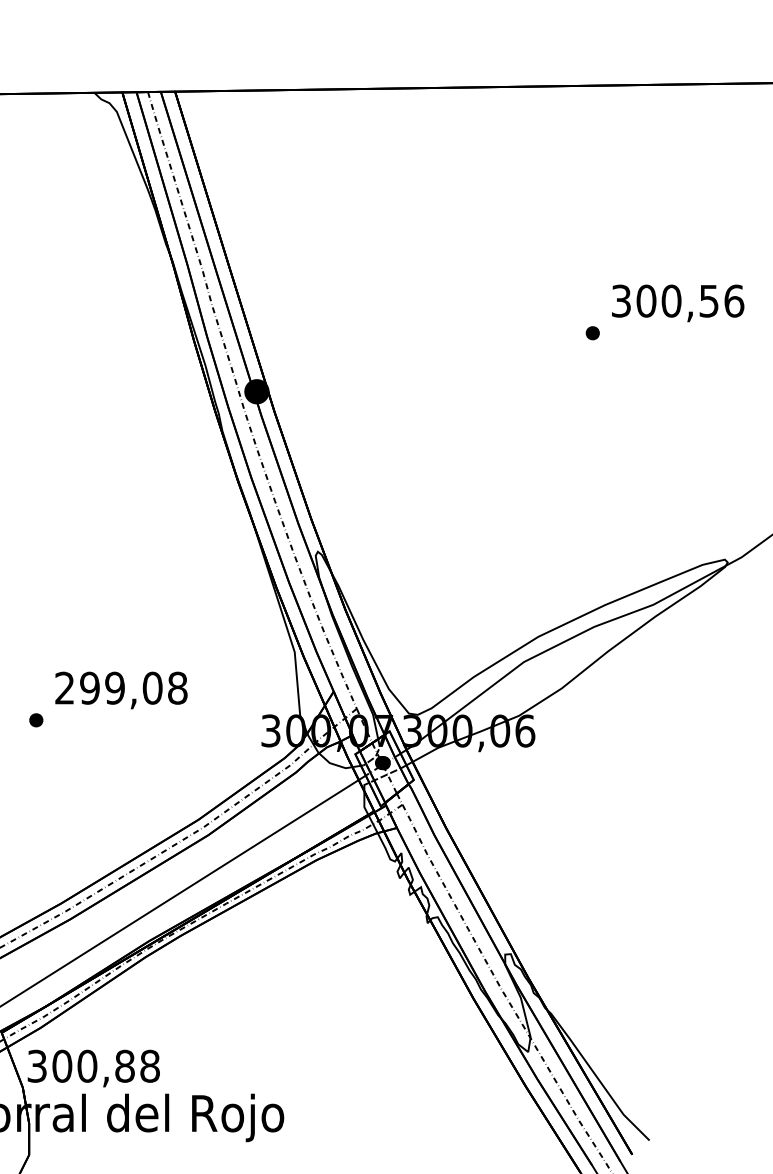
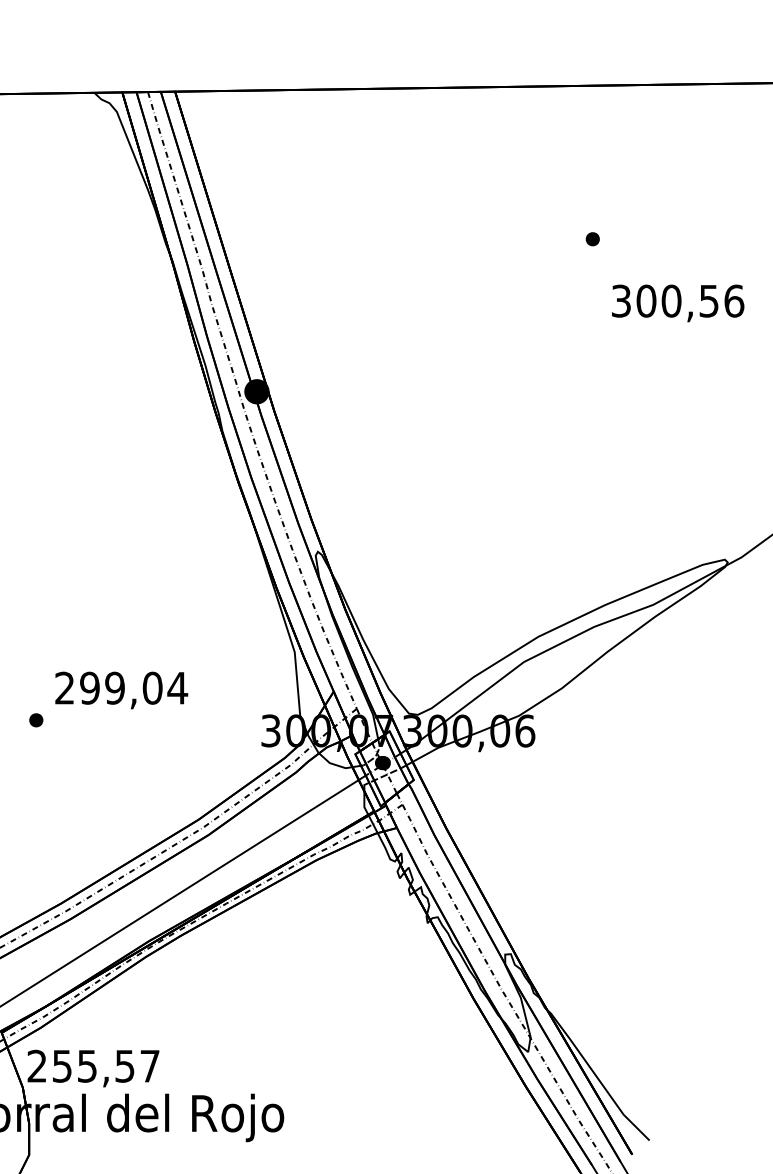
part position: (592, 333) -> (592, 239) (592, 239)
text: 299,08 -> 299,04 (177, 687)
text: 300,88 -> 255,57 (93, 1065)
